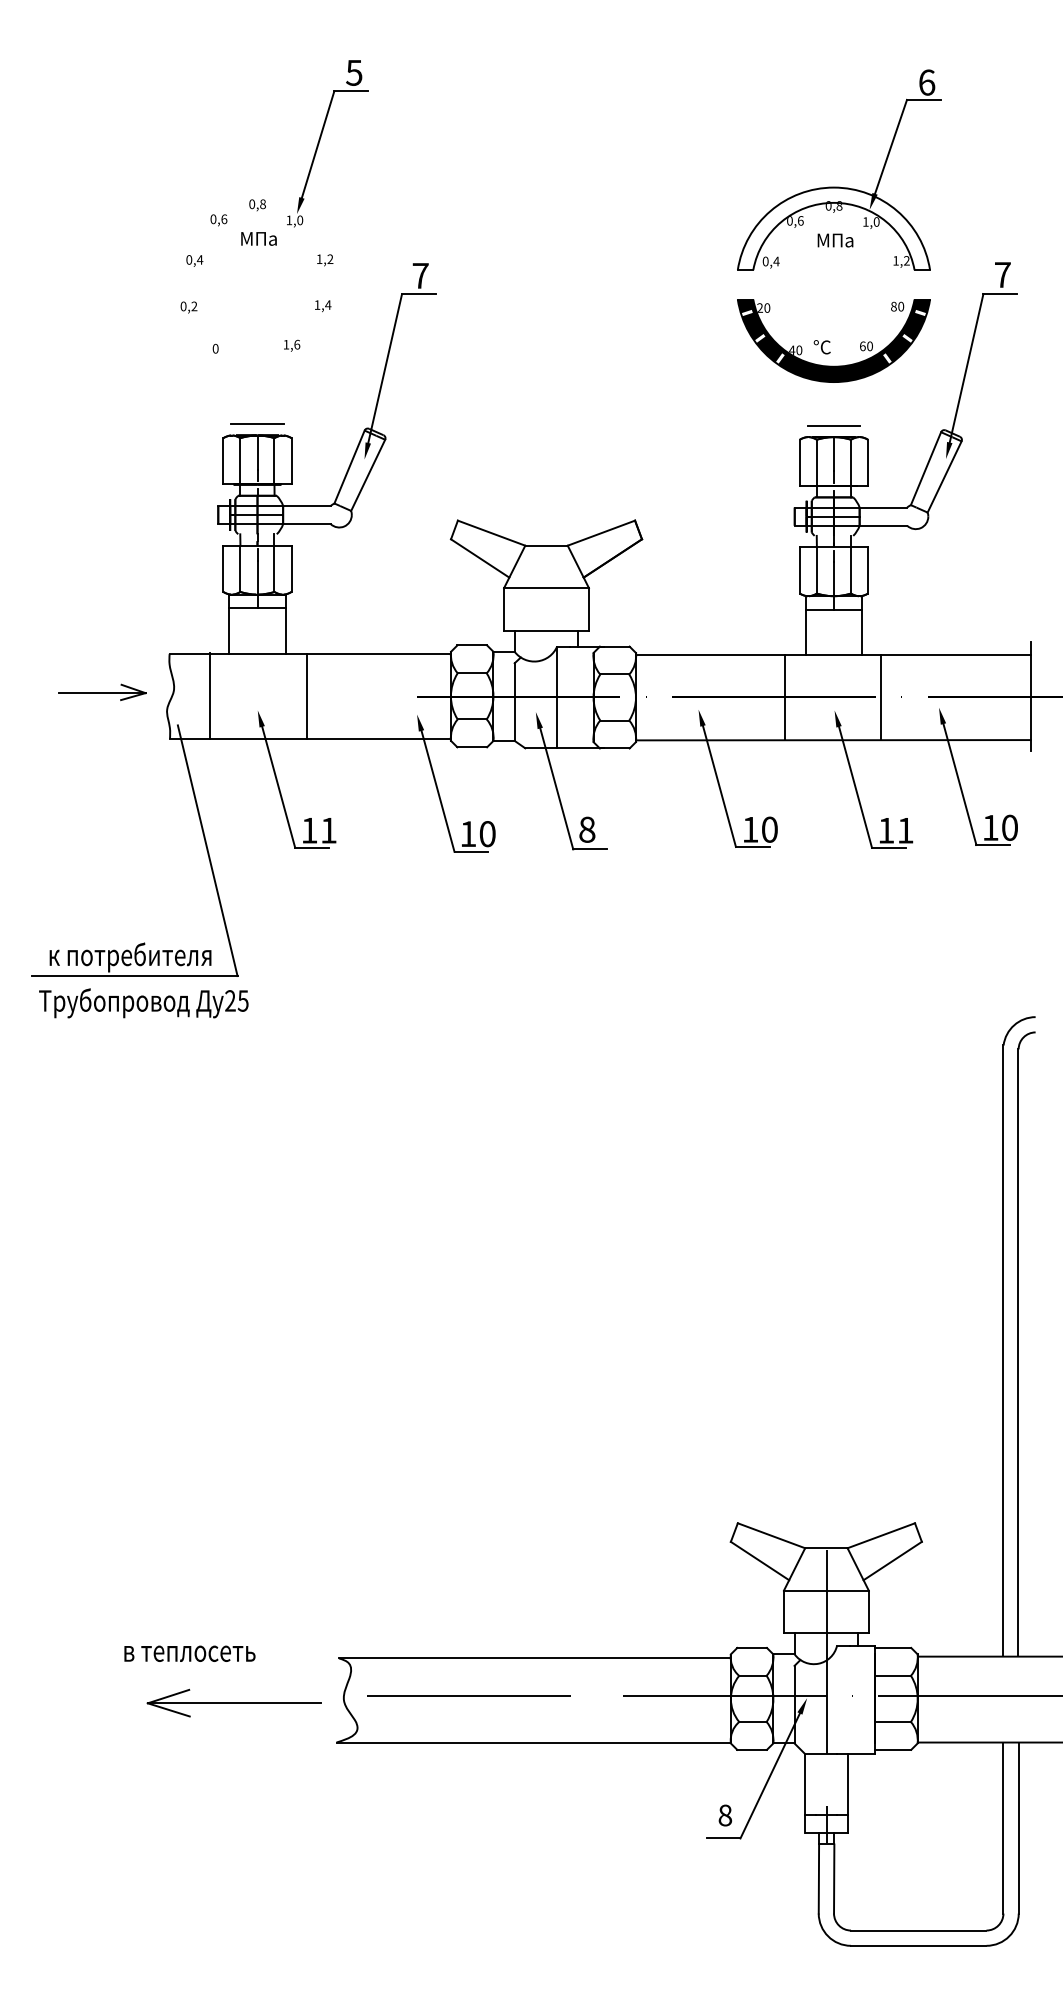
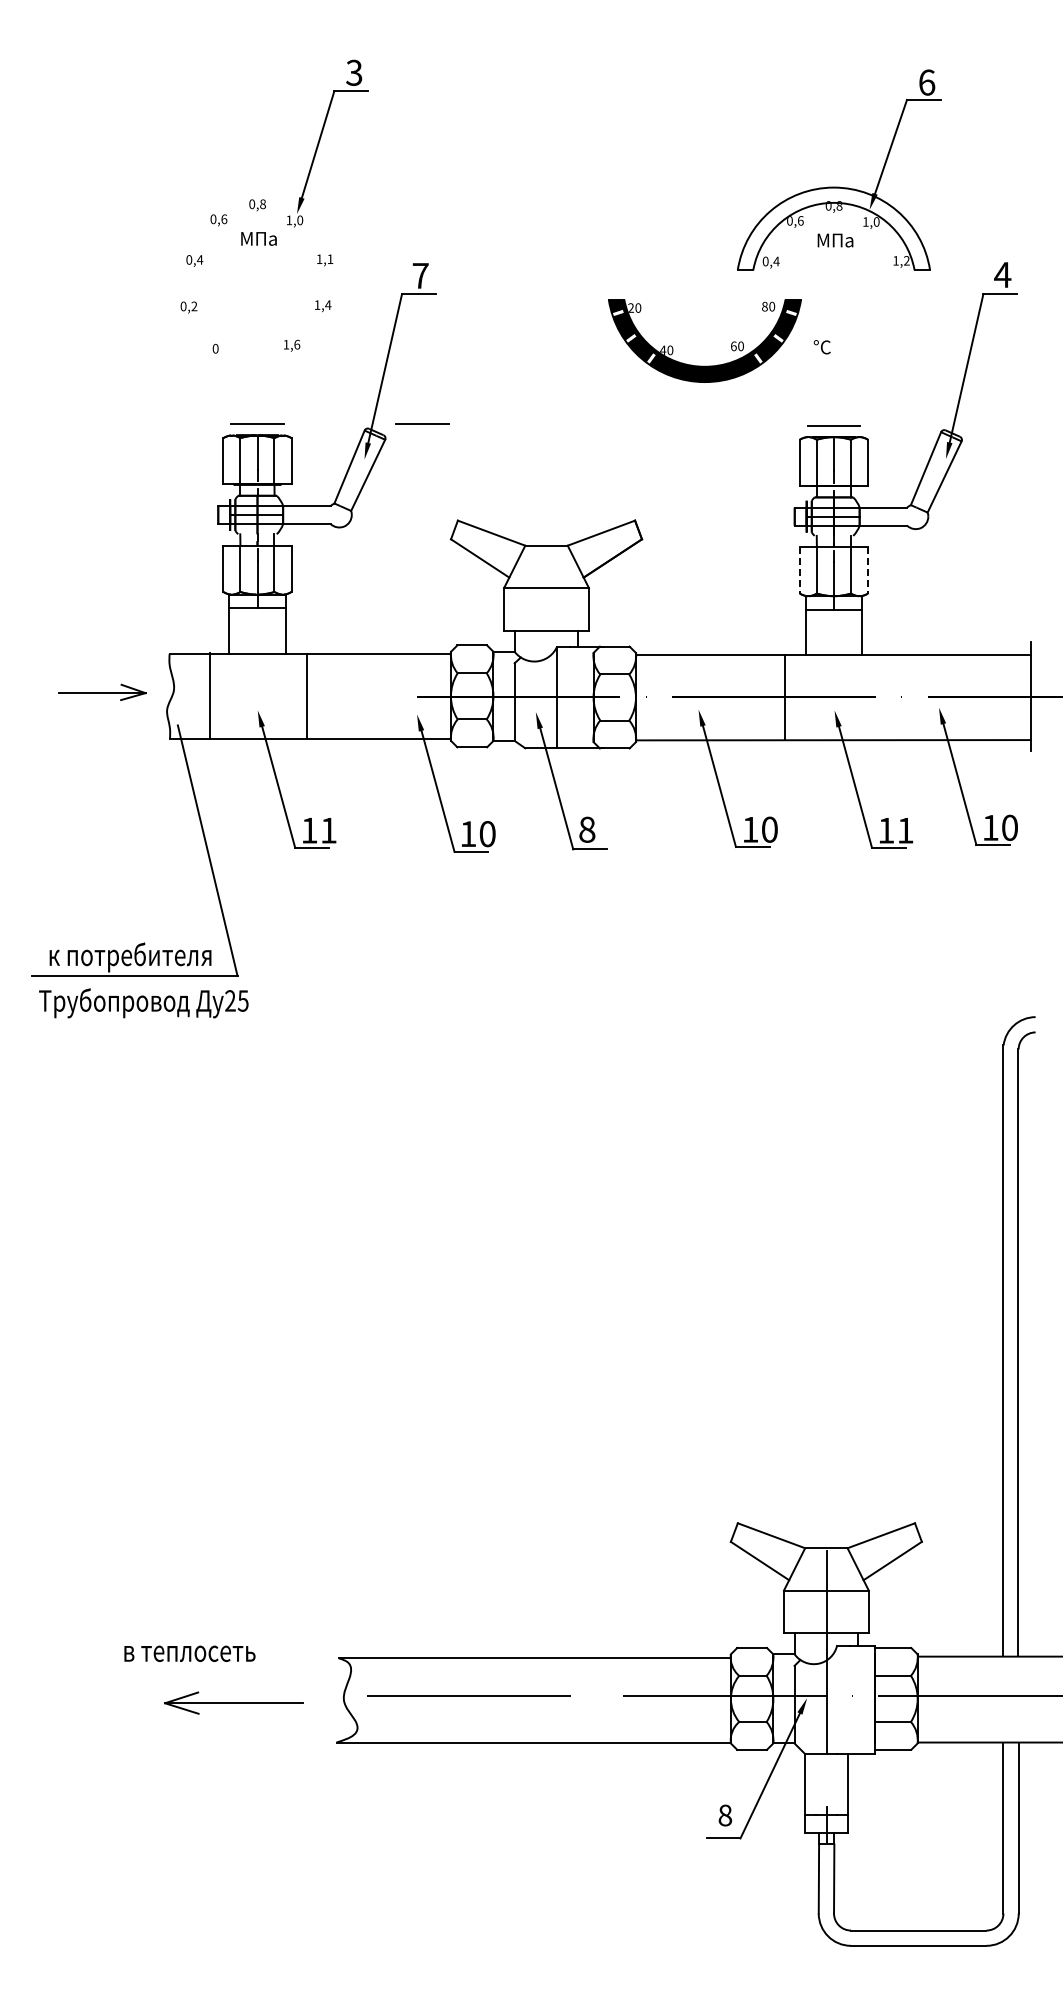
text: 5 -> 3 (354, 72)
text: 1,2 -> 1,1 (330, 258)
text: 7 -> 4 (1002, 274)
part position: (833, 365) -> (704, 365) (704, 365)
line: none -> present (422, 423)
line: solid -> dashed (799, 570)
line: solid -> dashed (868, 570)
line: present -> none (881, 696)
part size: 176x30 px -> 140x24 px (233, 1702)
